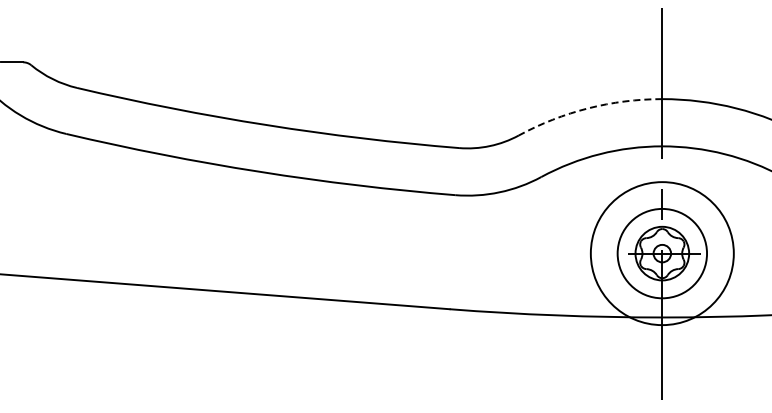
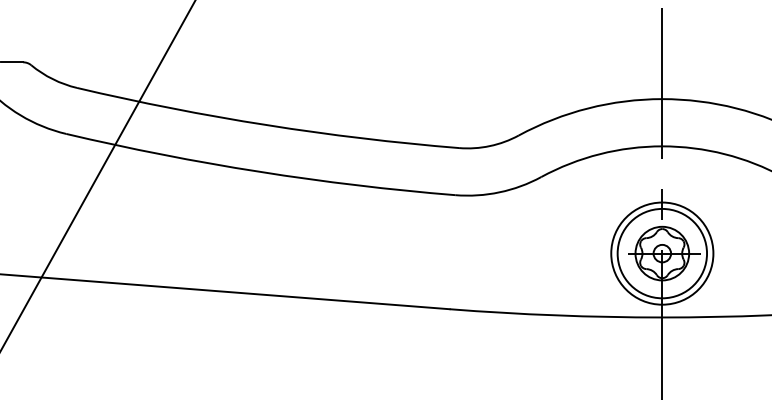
arc: dashed -> solid (588, 108)
line: none -> present (98, 175)
circle diameter: 143 px -> 102 px (662, 253)
